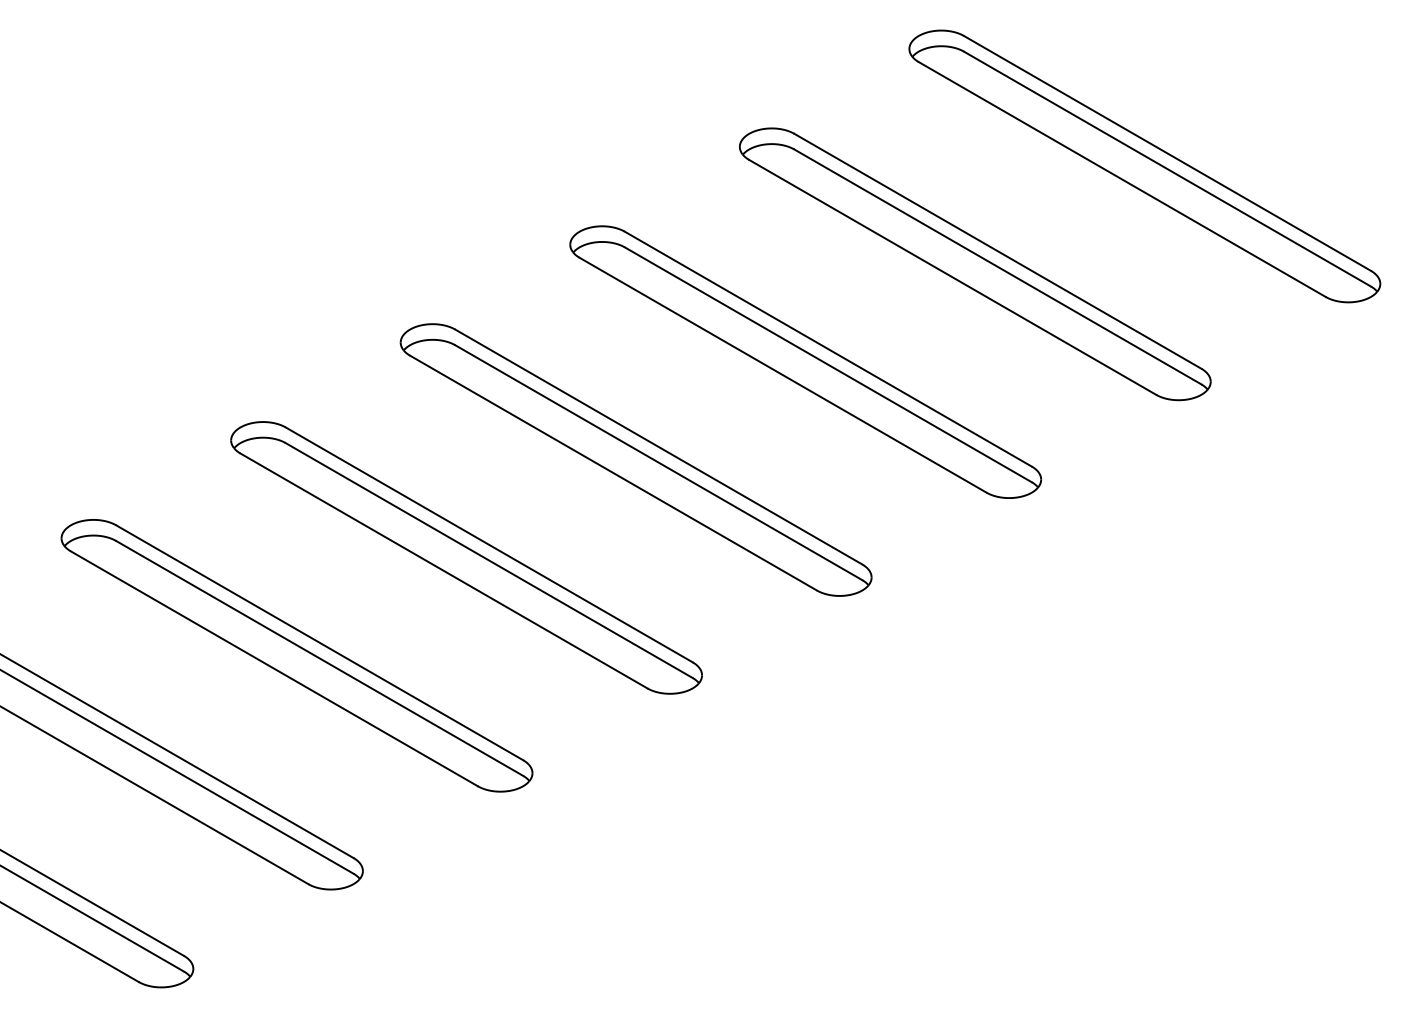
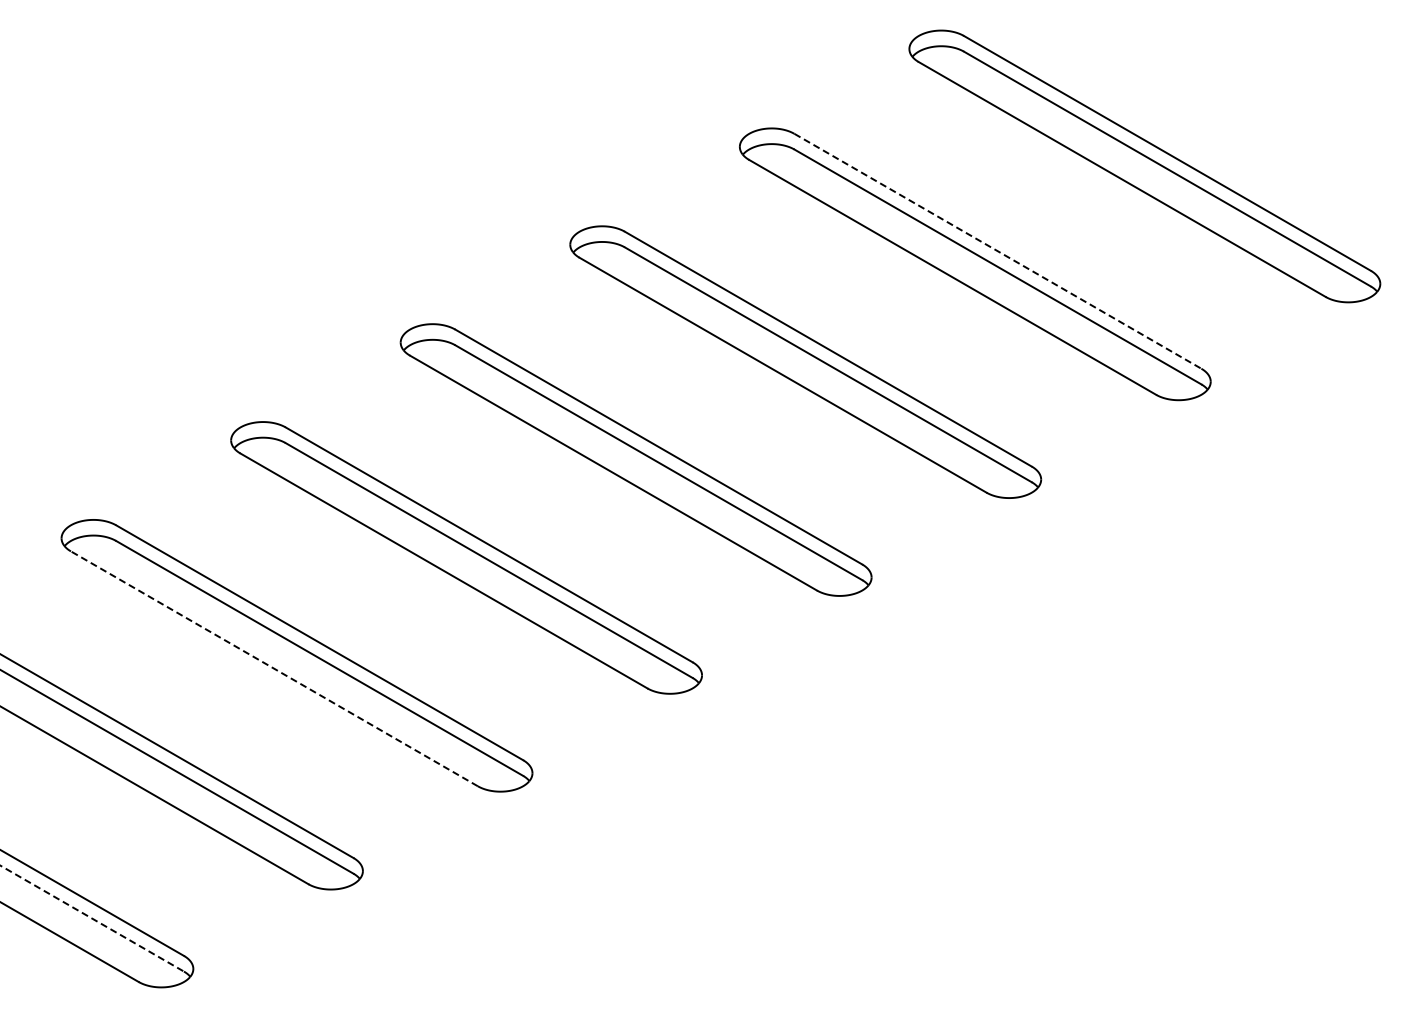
line: solid -> dashed (997, 251)
line: solid -> dashed (274, 668)
line: solid -> dashed (92, 918)
